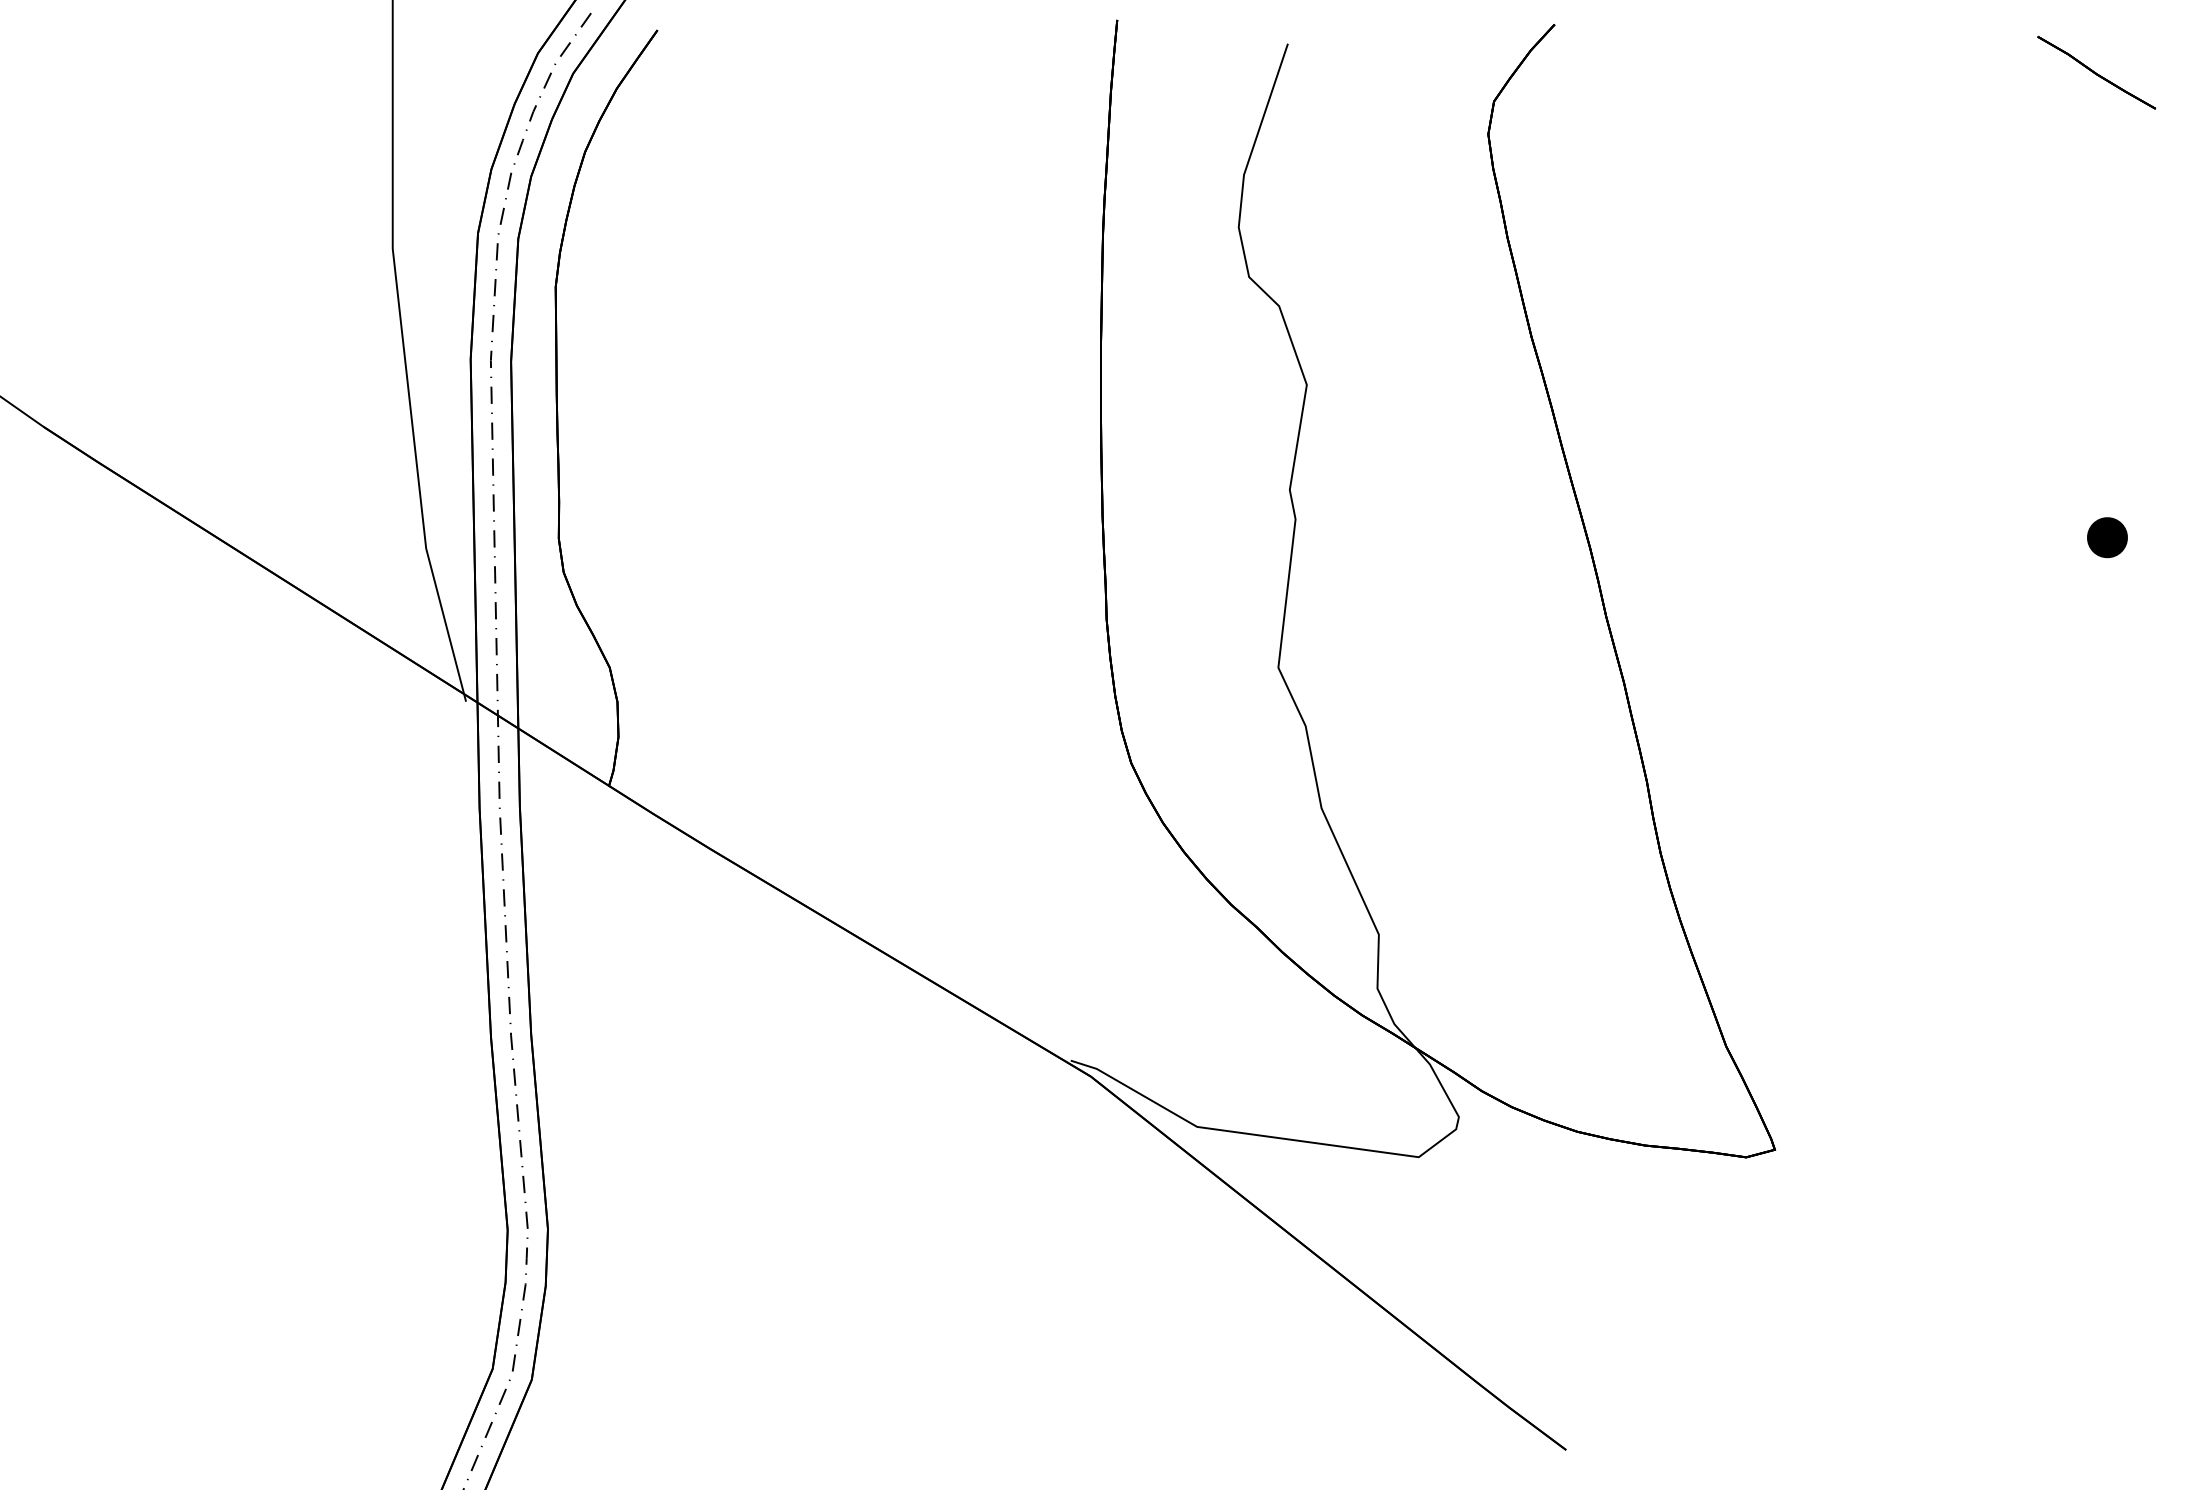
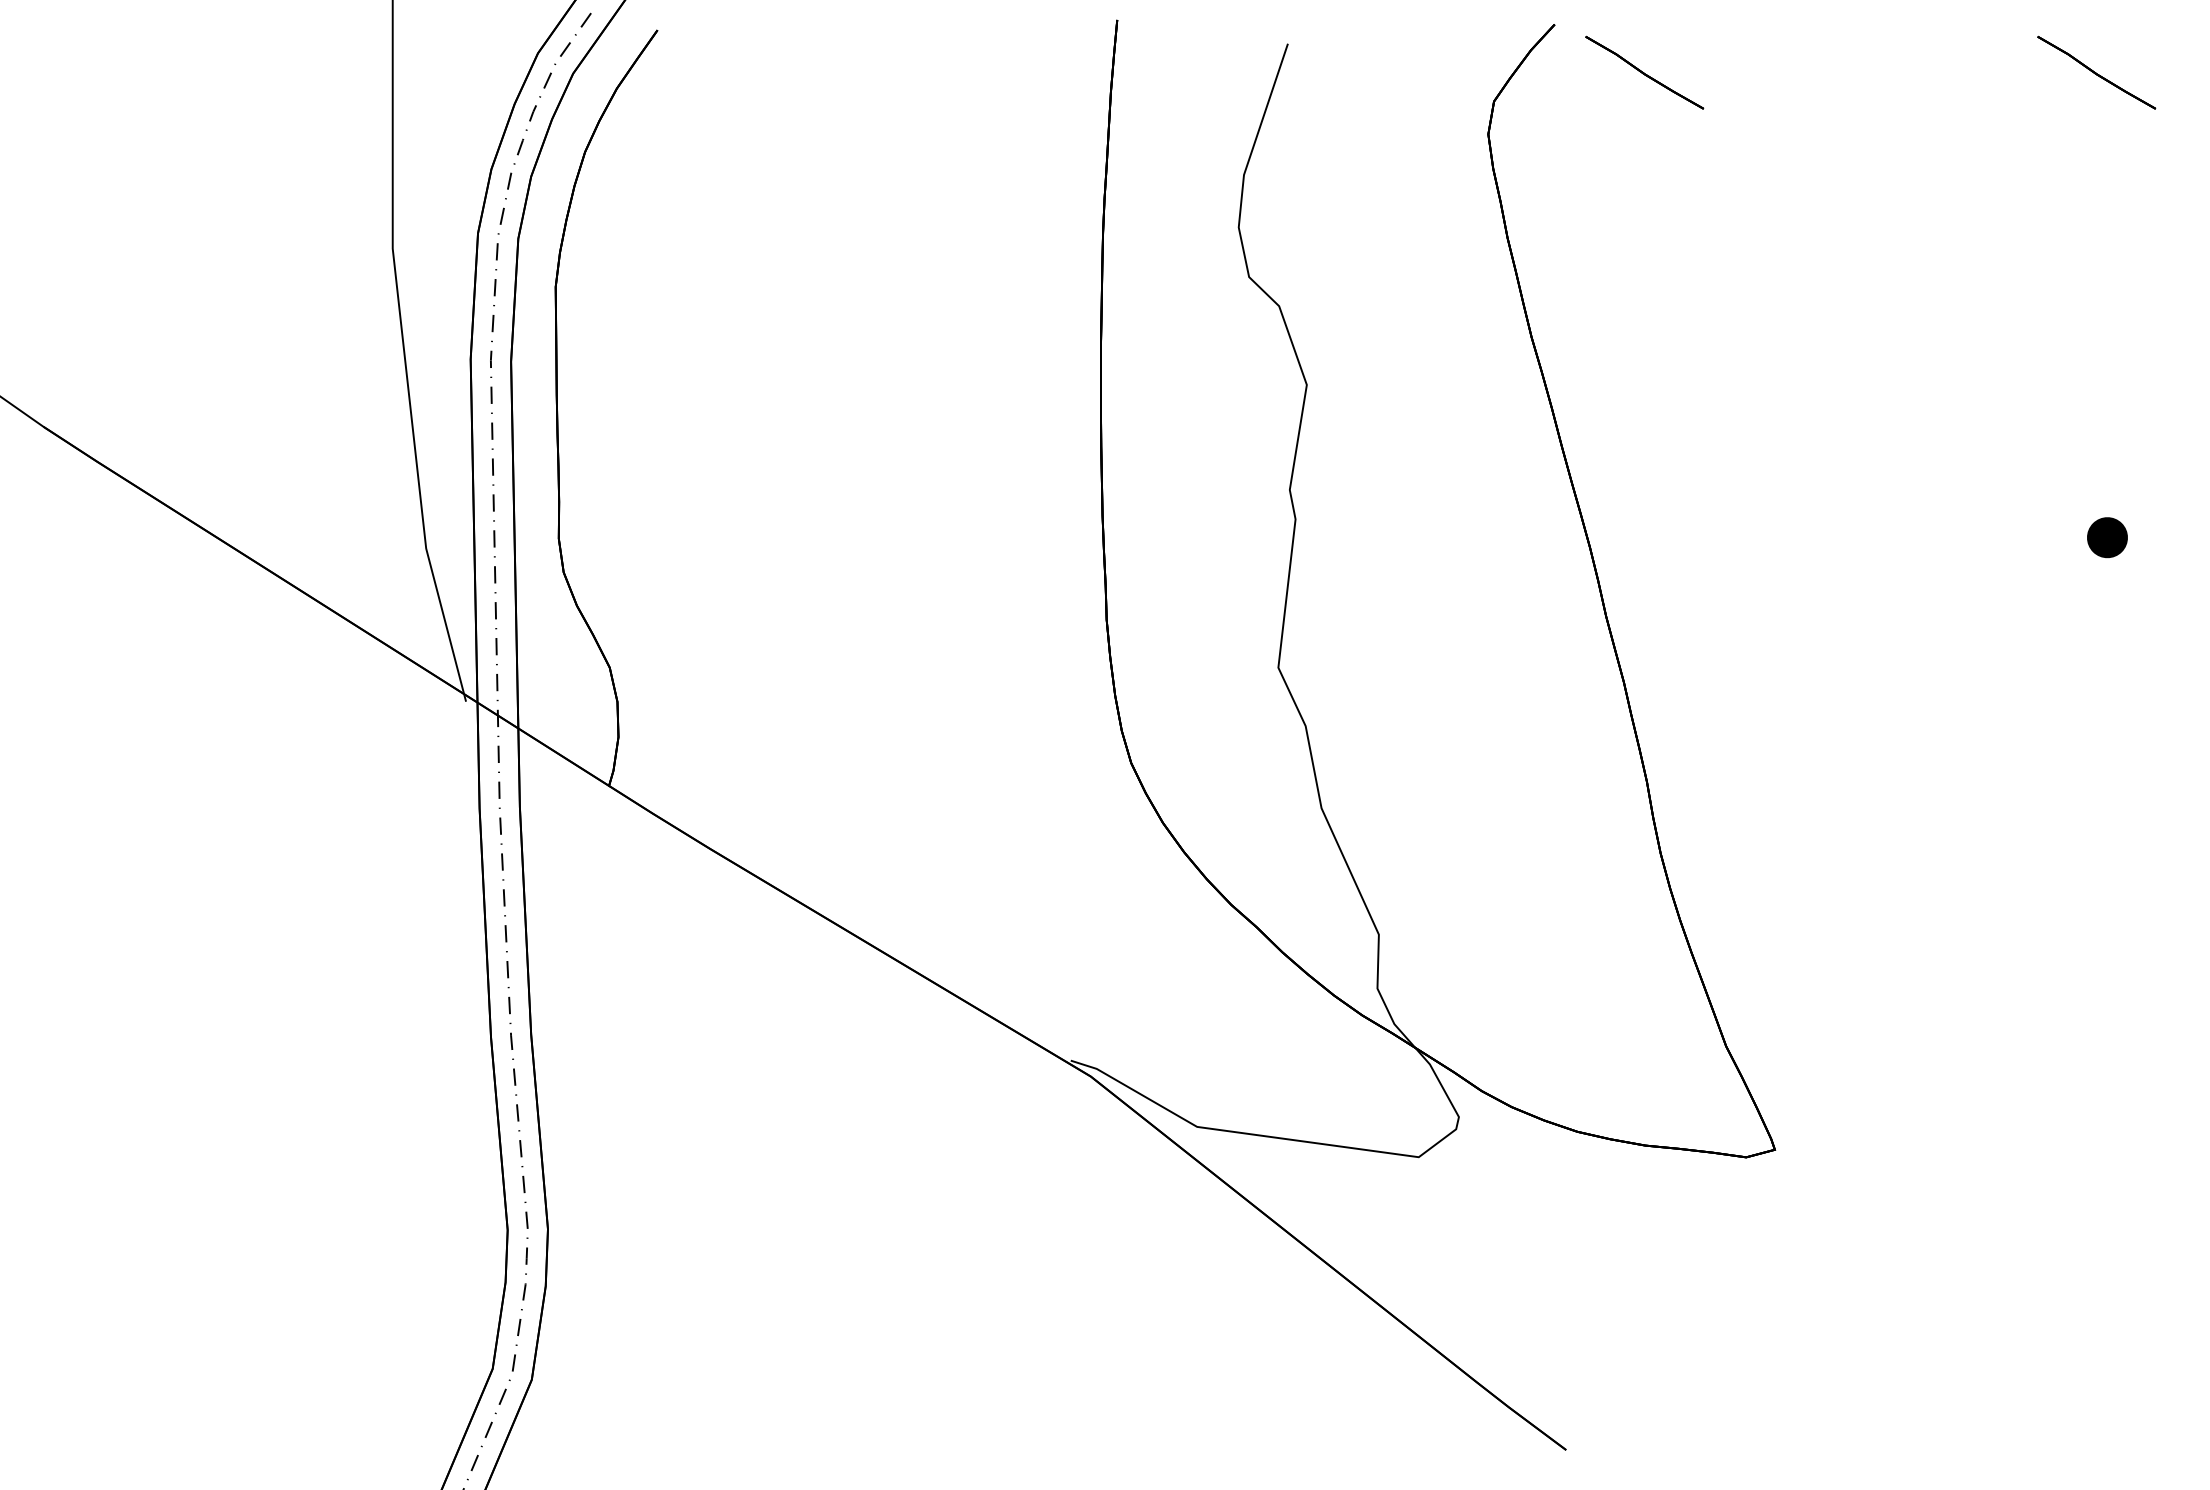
part: none -> present (1644, 72)
